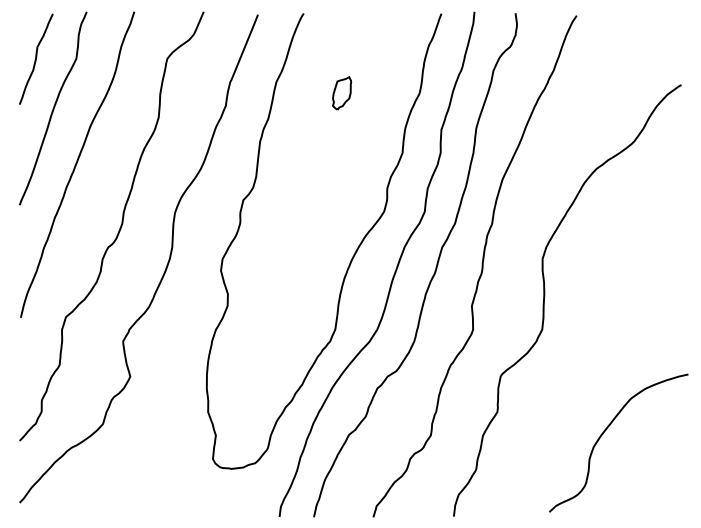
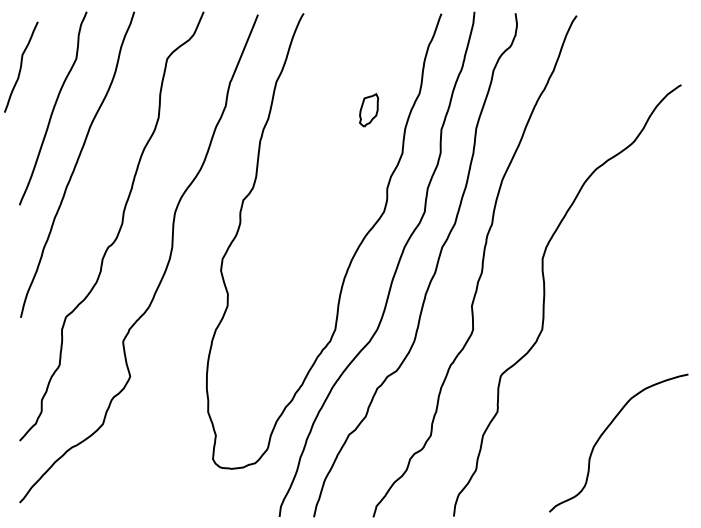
curve position: (36, 58) -> (21, 66) (21, 66)
part position: (342, 93) -> (369, 110) (369, 110)
